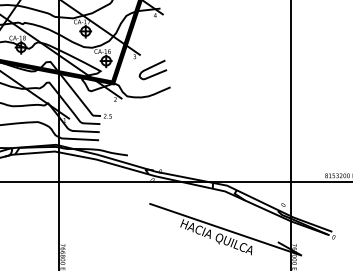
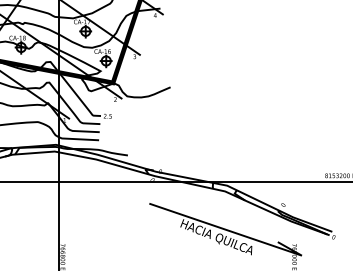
curve: present -> none (151, 68)
line: present -> none (290, 134)
